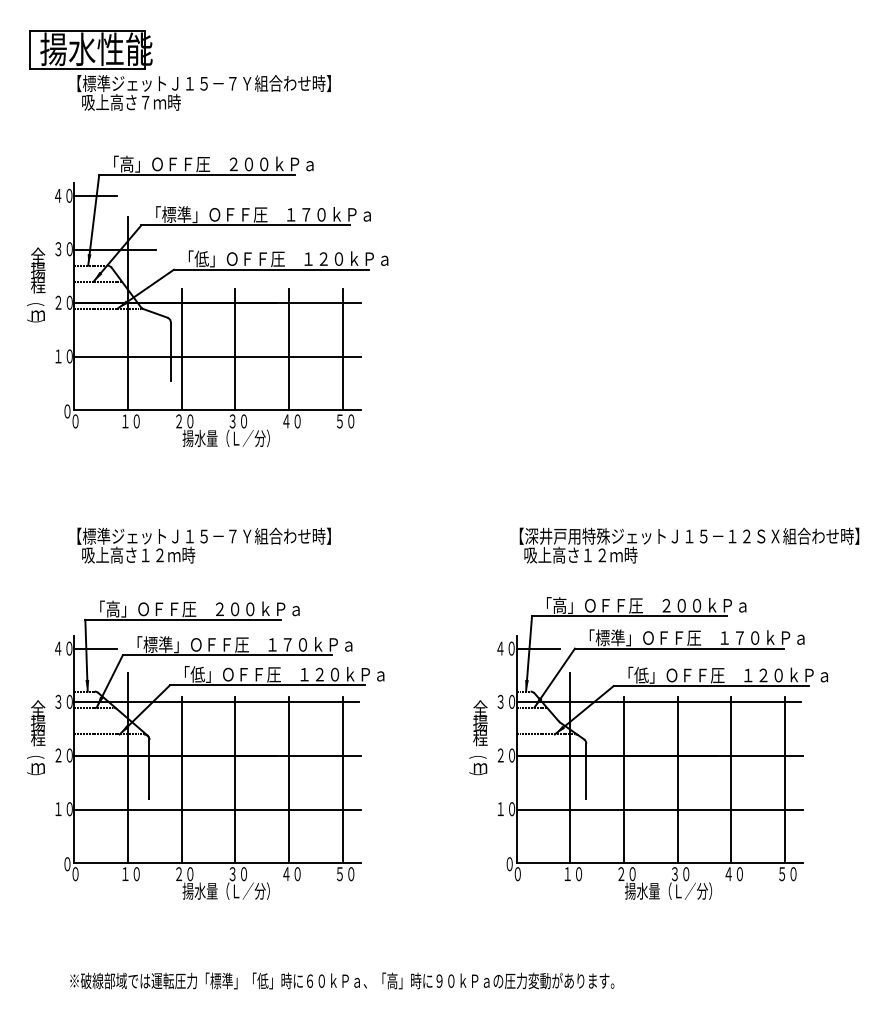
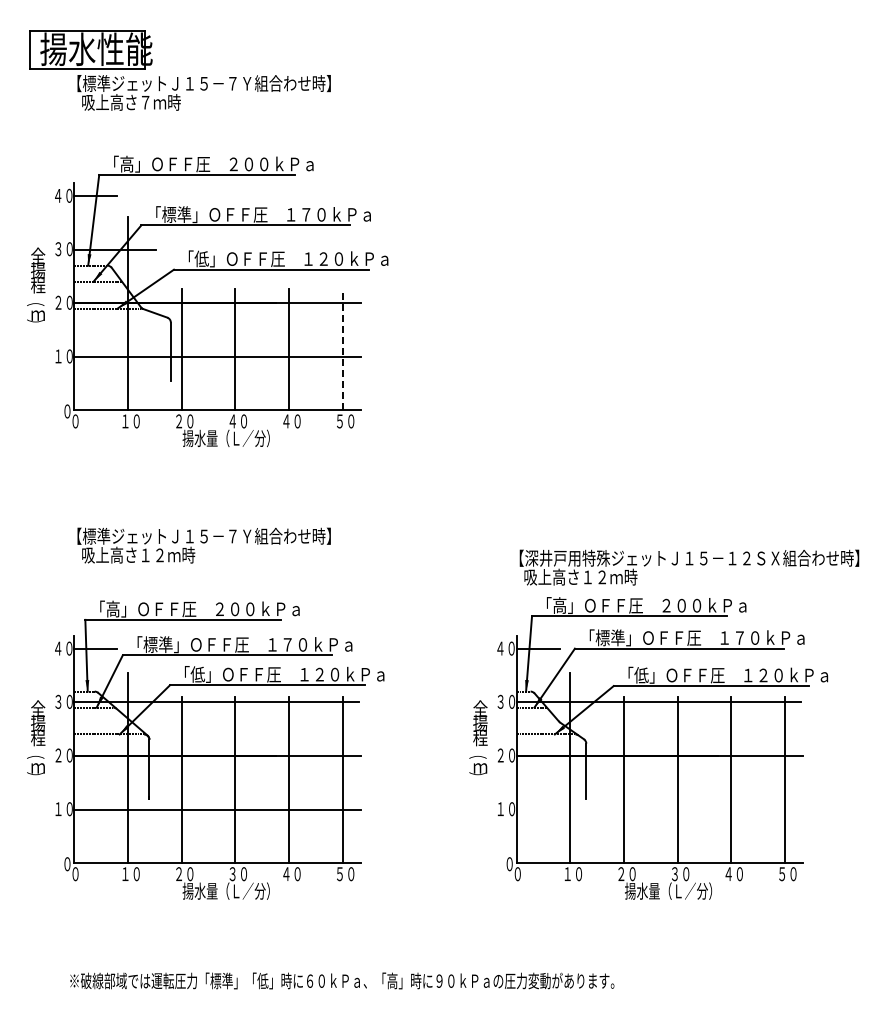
line: solid -> dashed (342, 349)
text: ３０ -> ４０ (232, 421)
text position: (689, 545) -> (689, 567) (689, 567)
line: present -> none (659, 809)
